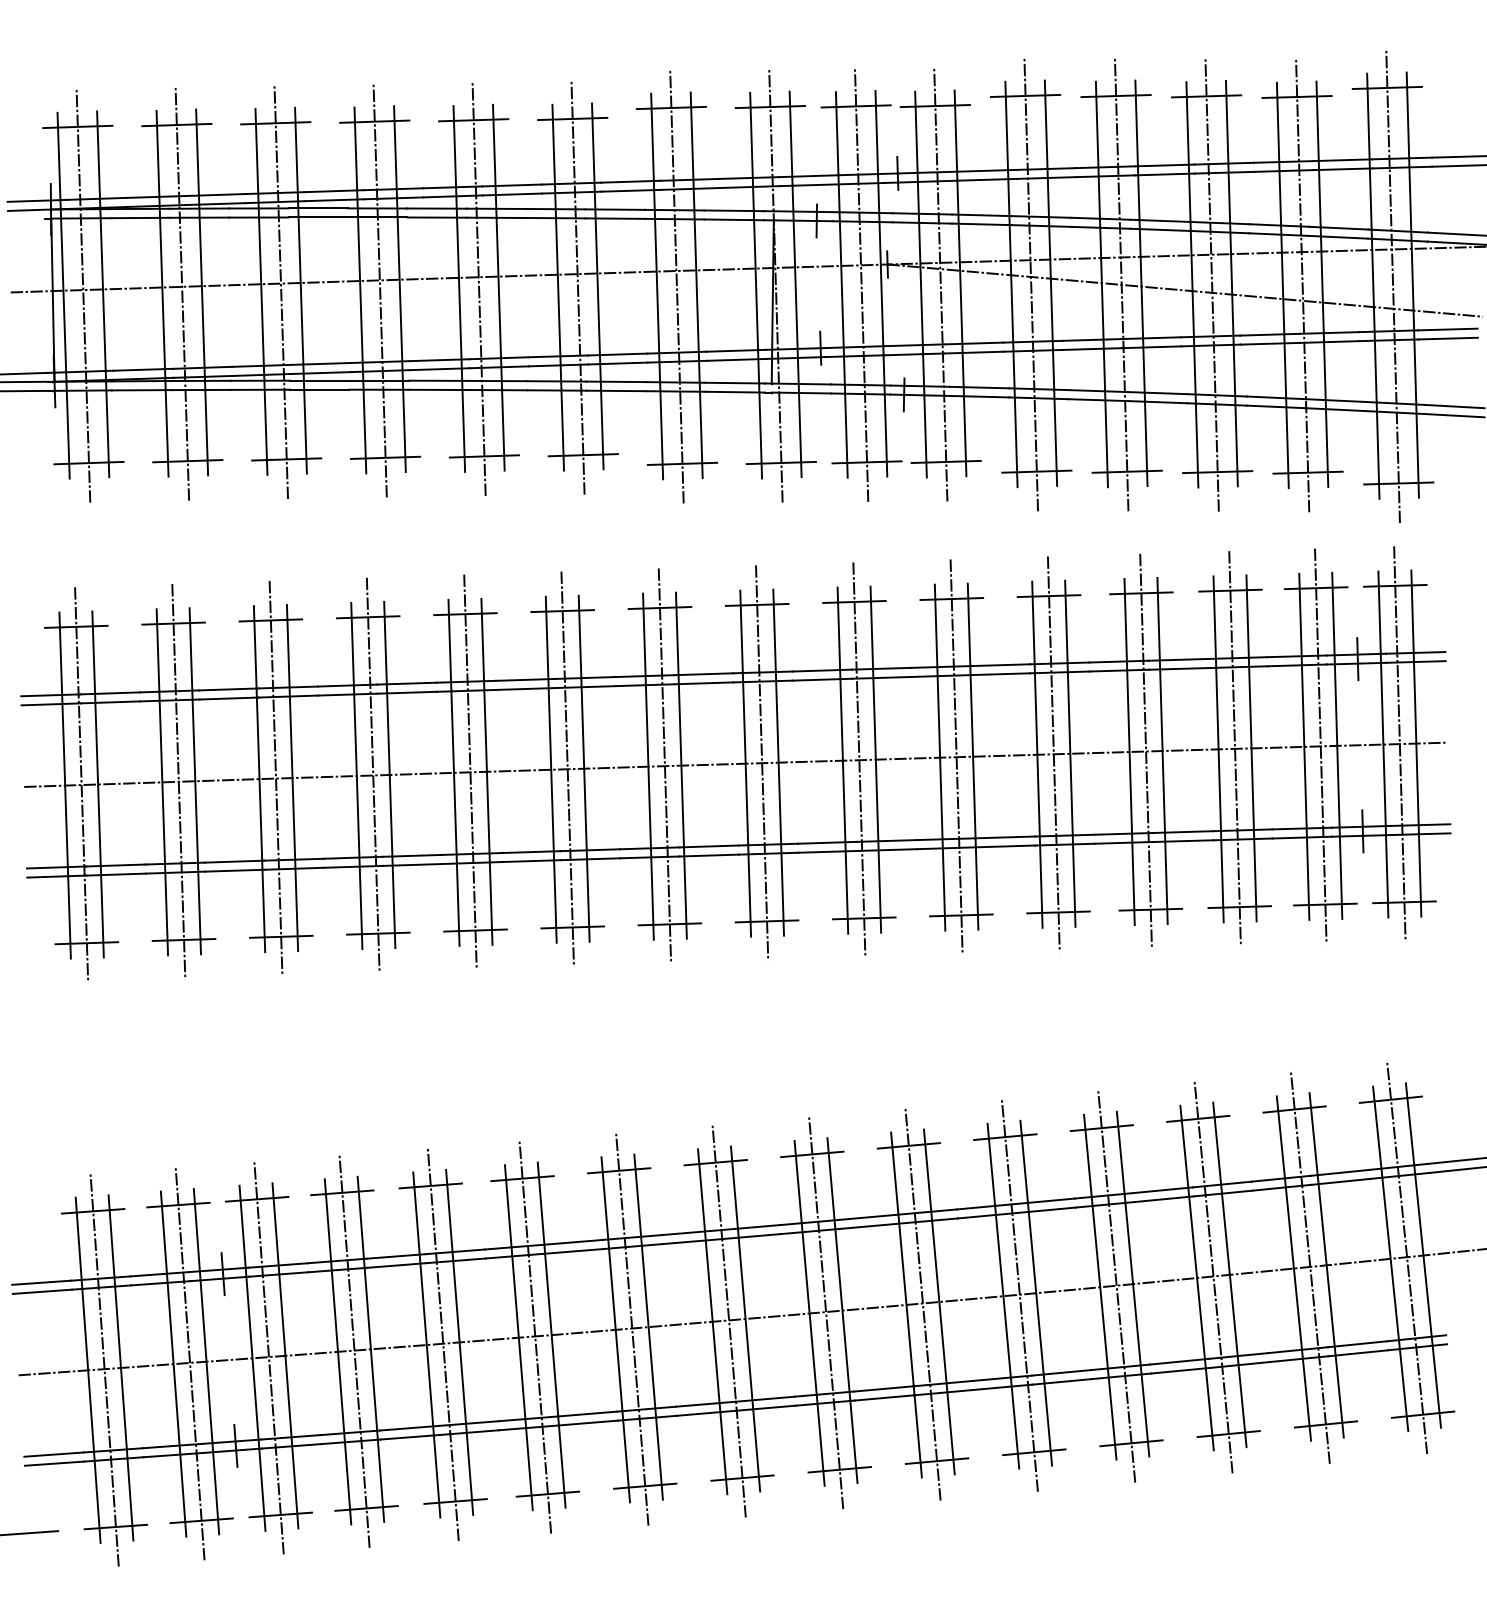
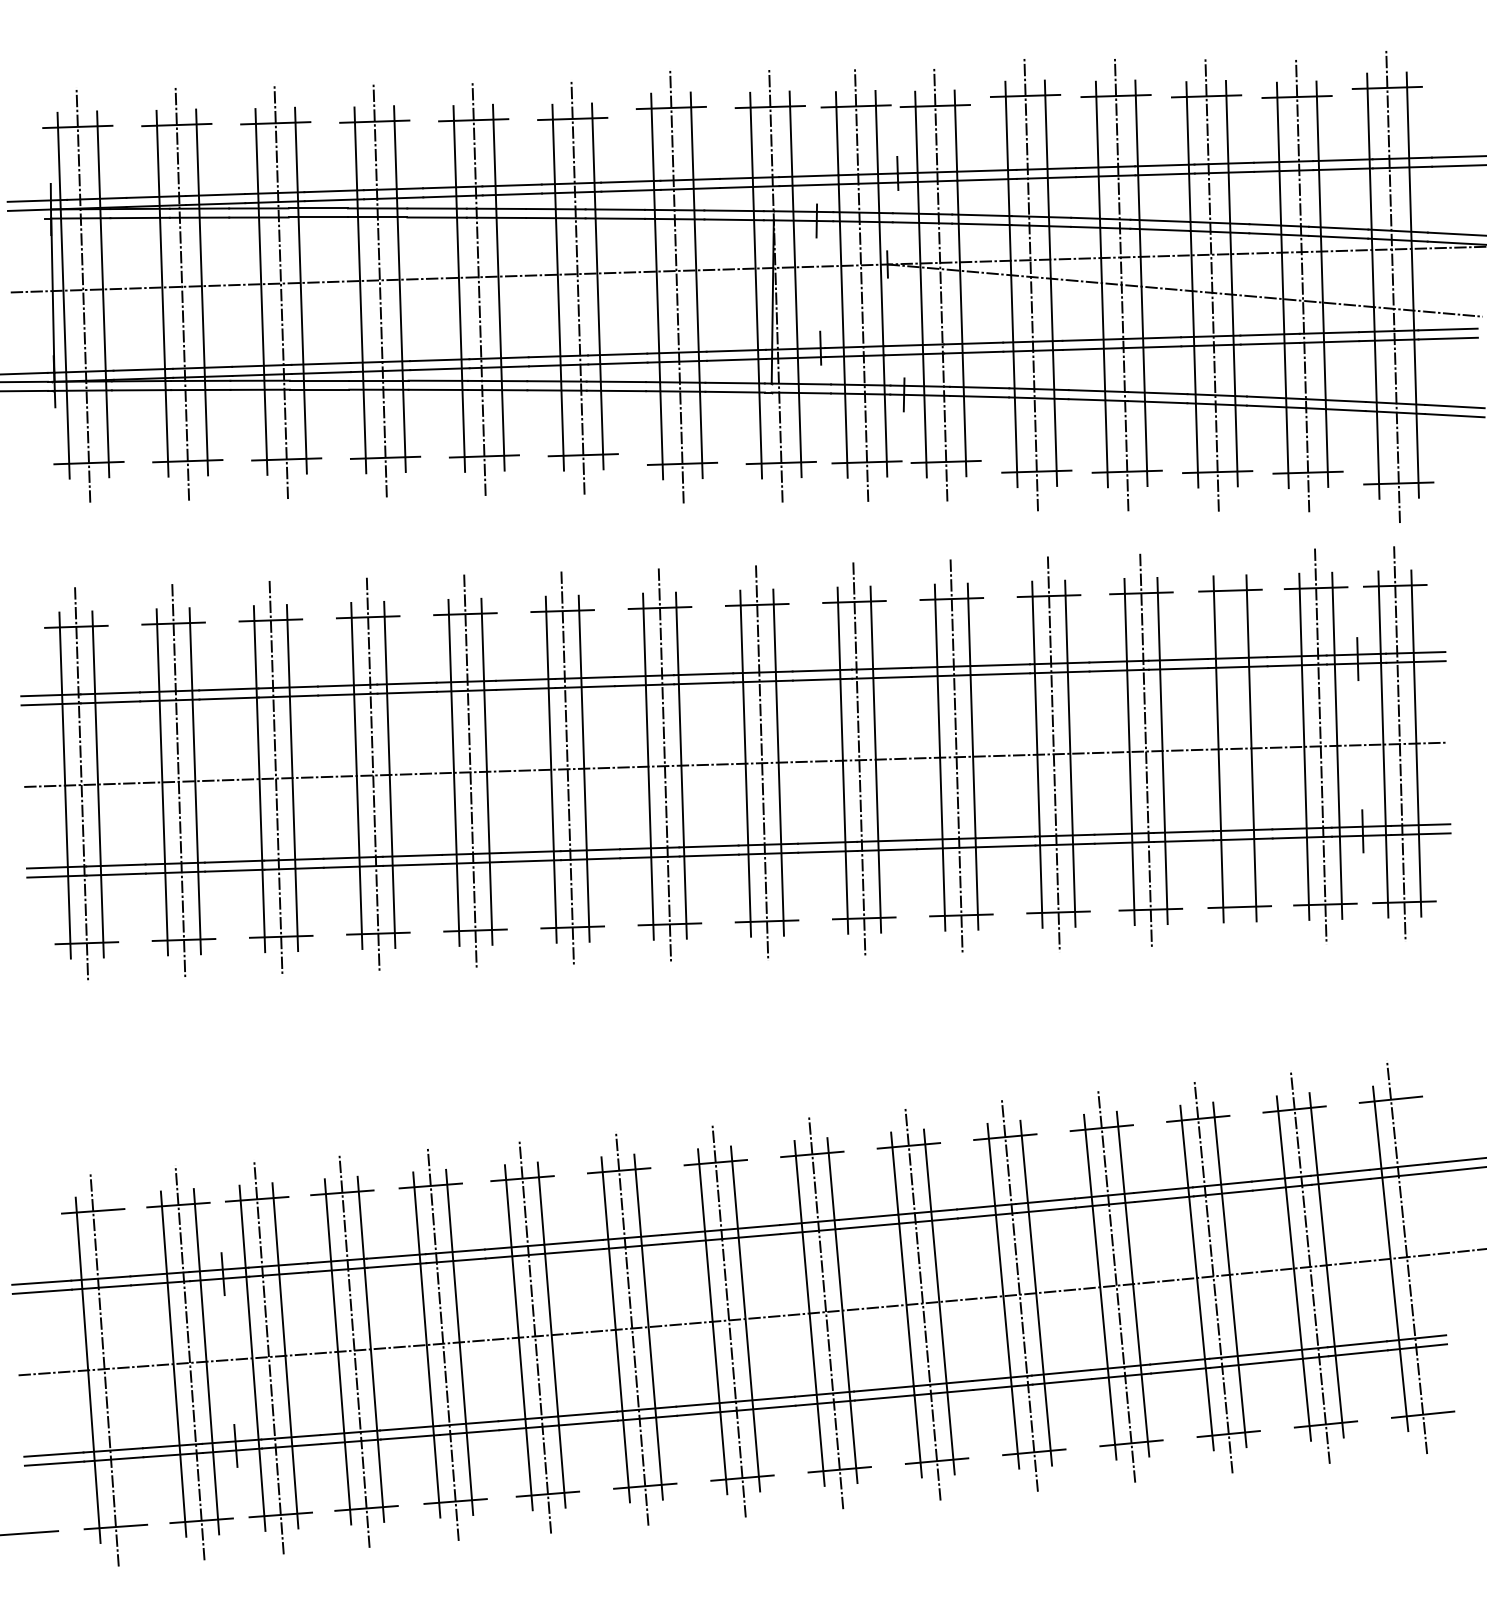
line: present -> none (1234, 748)
line: present -> none (1423, 1255)
line: present -> none (120, 1367)
